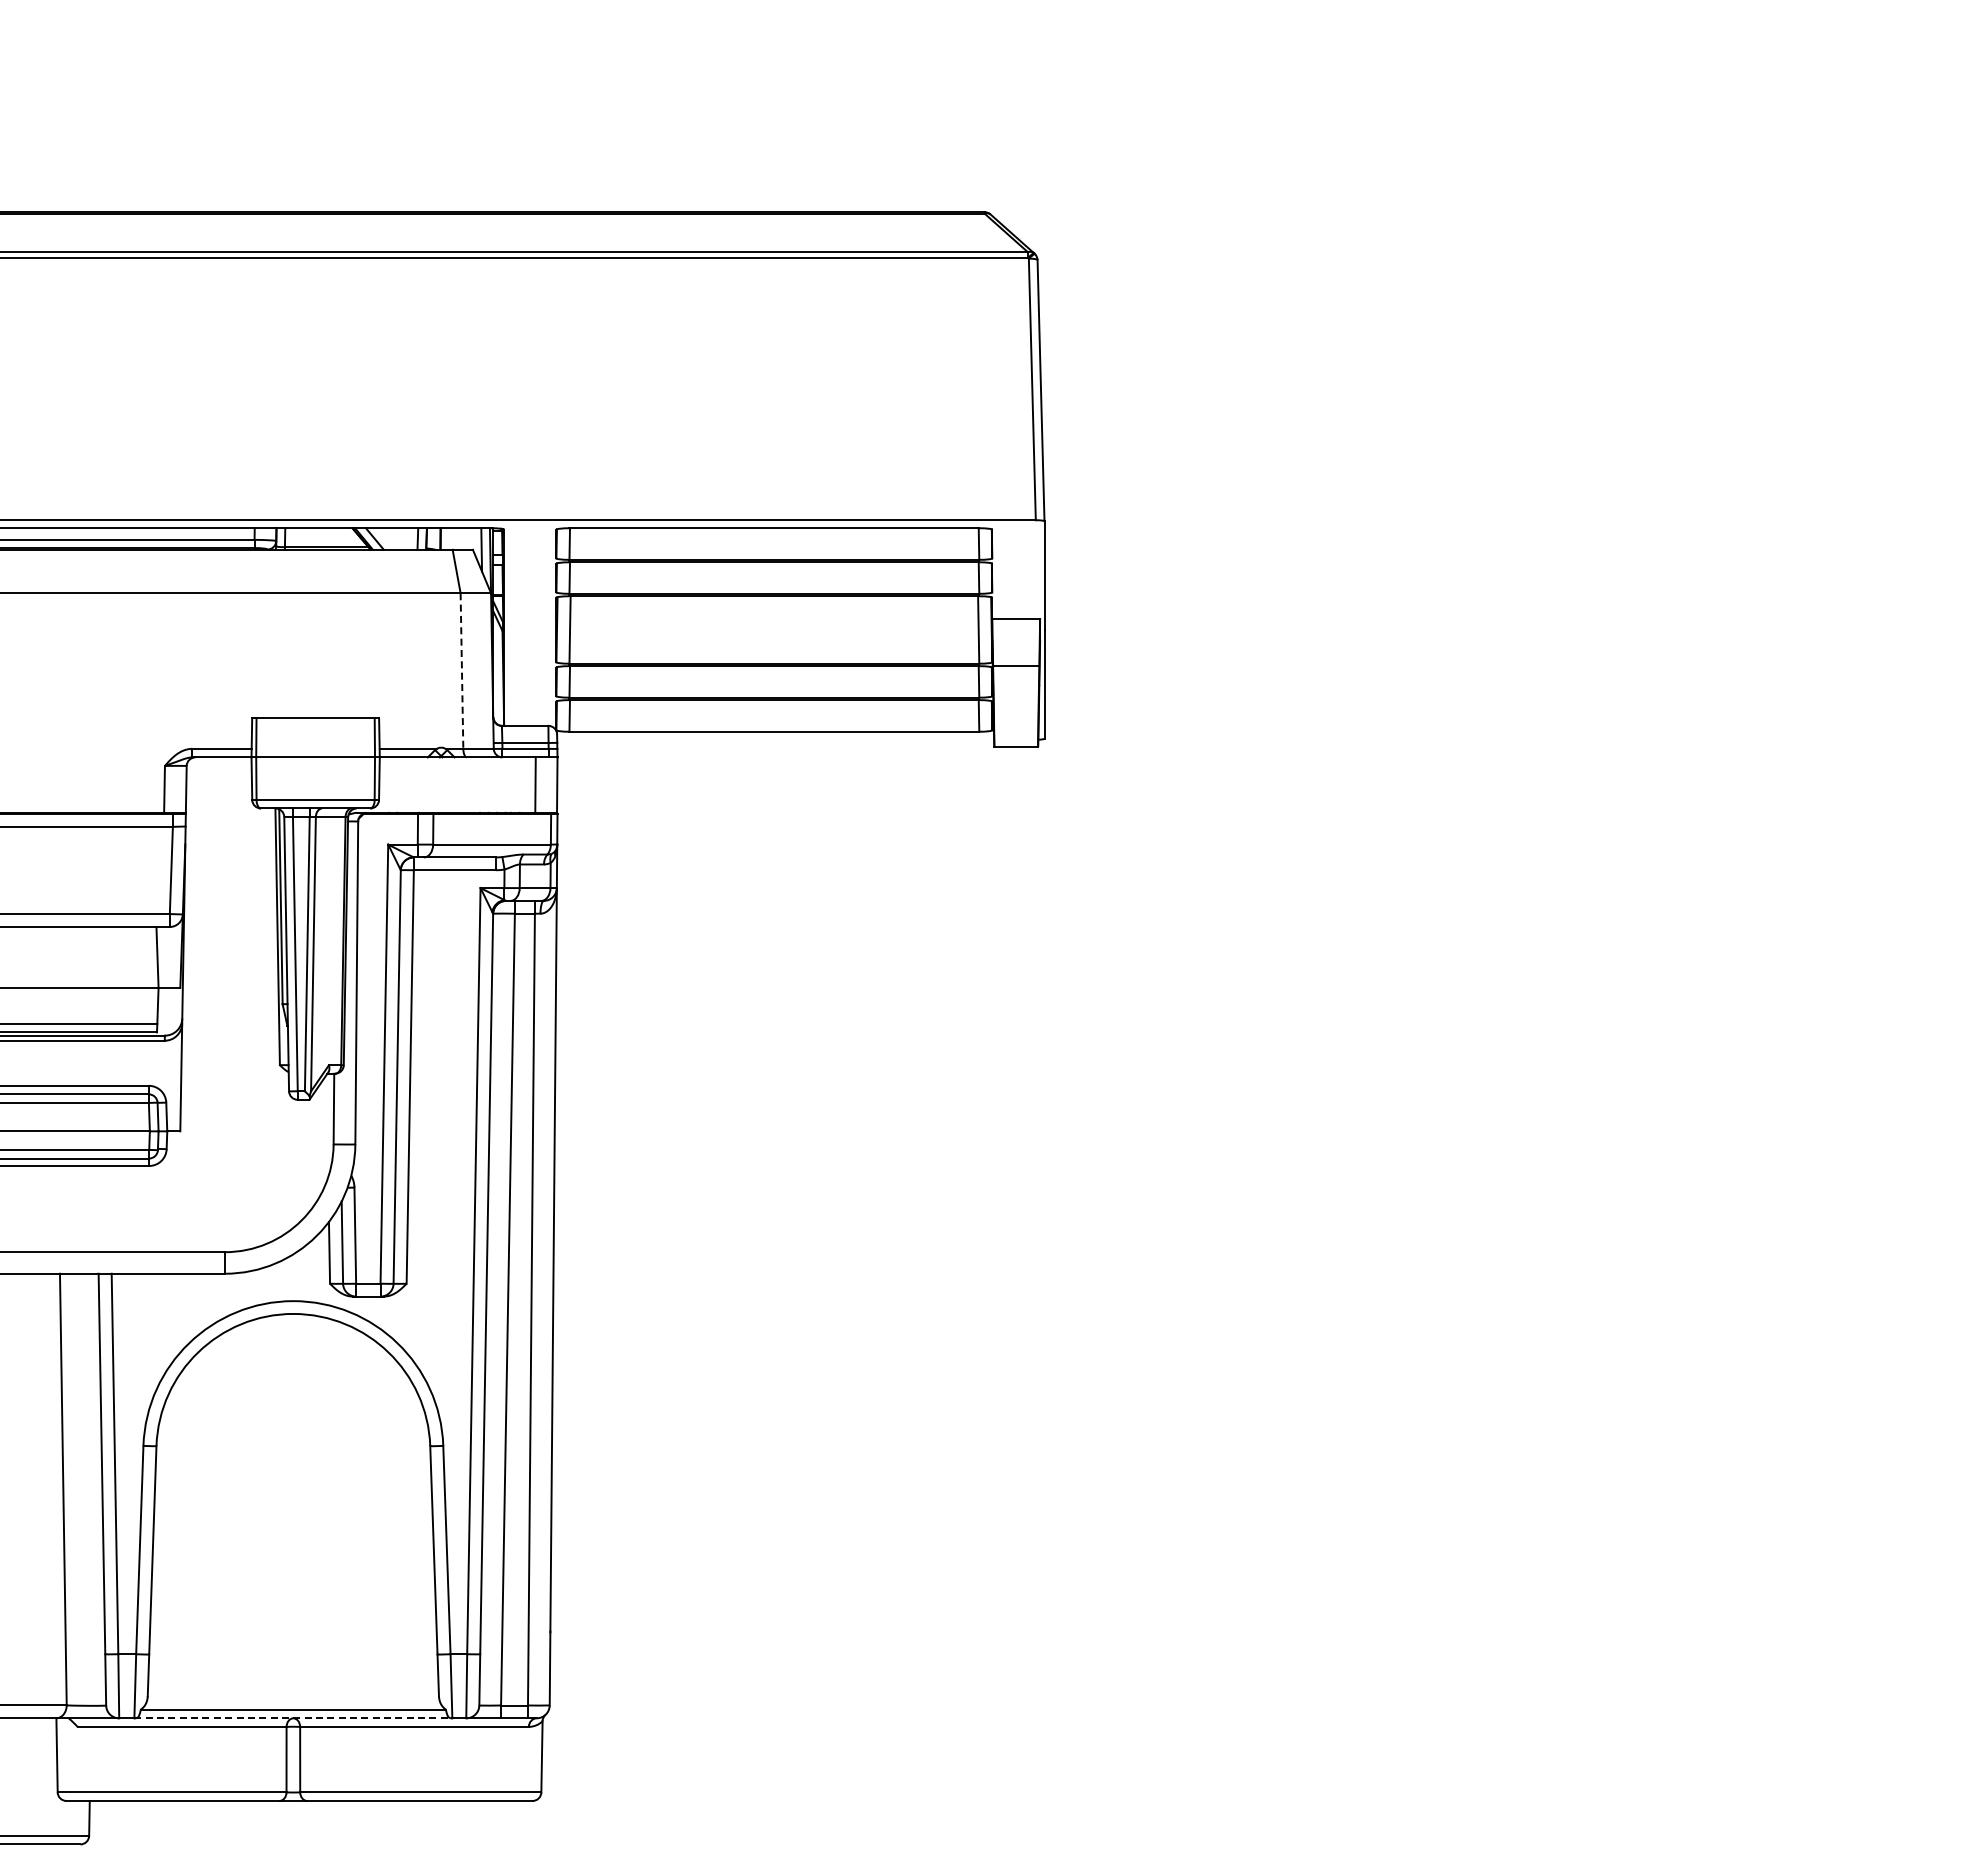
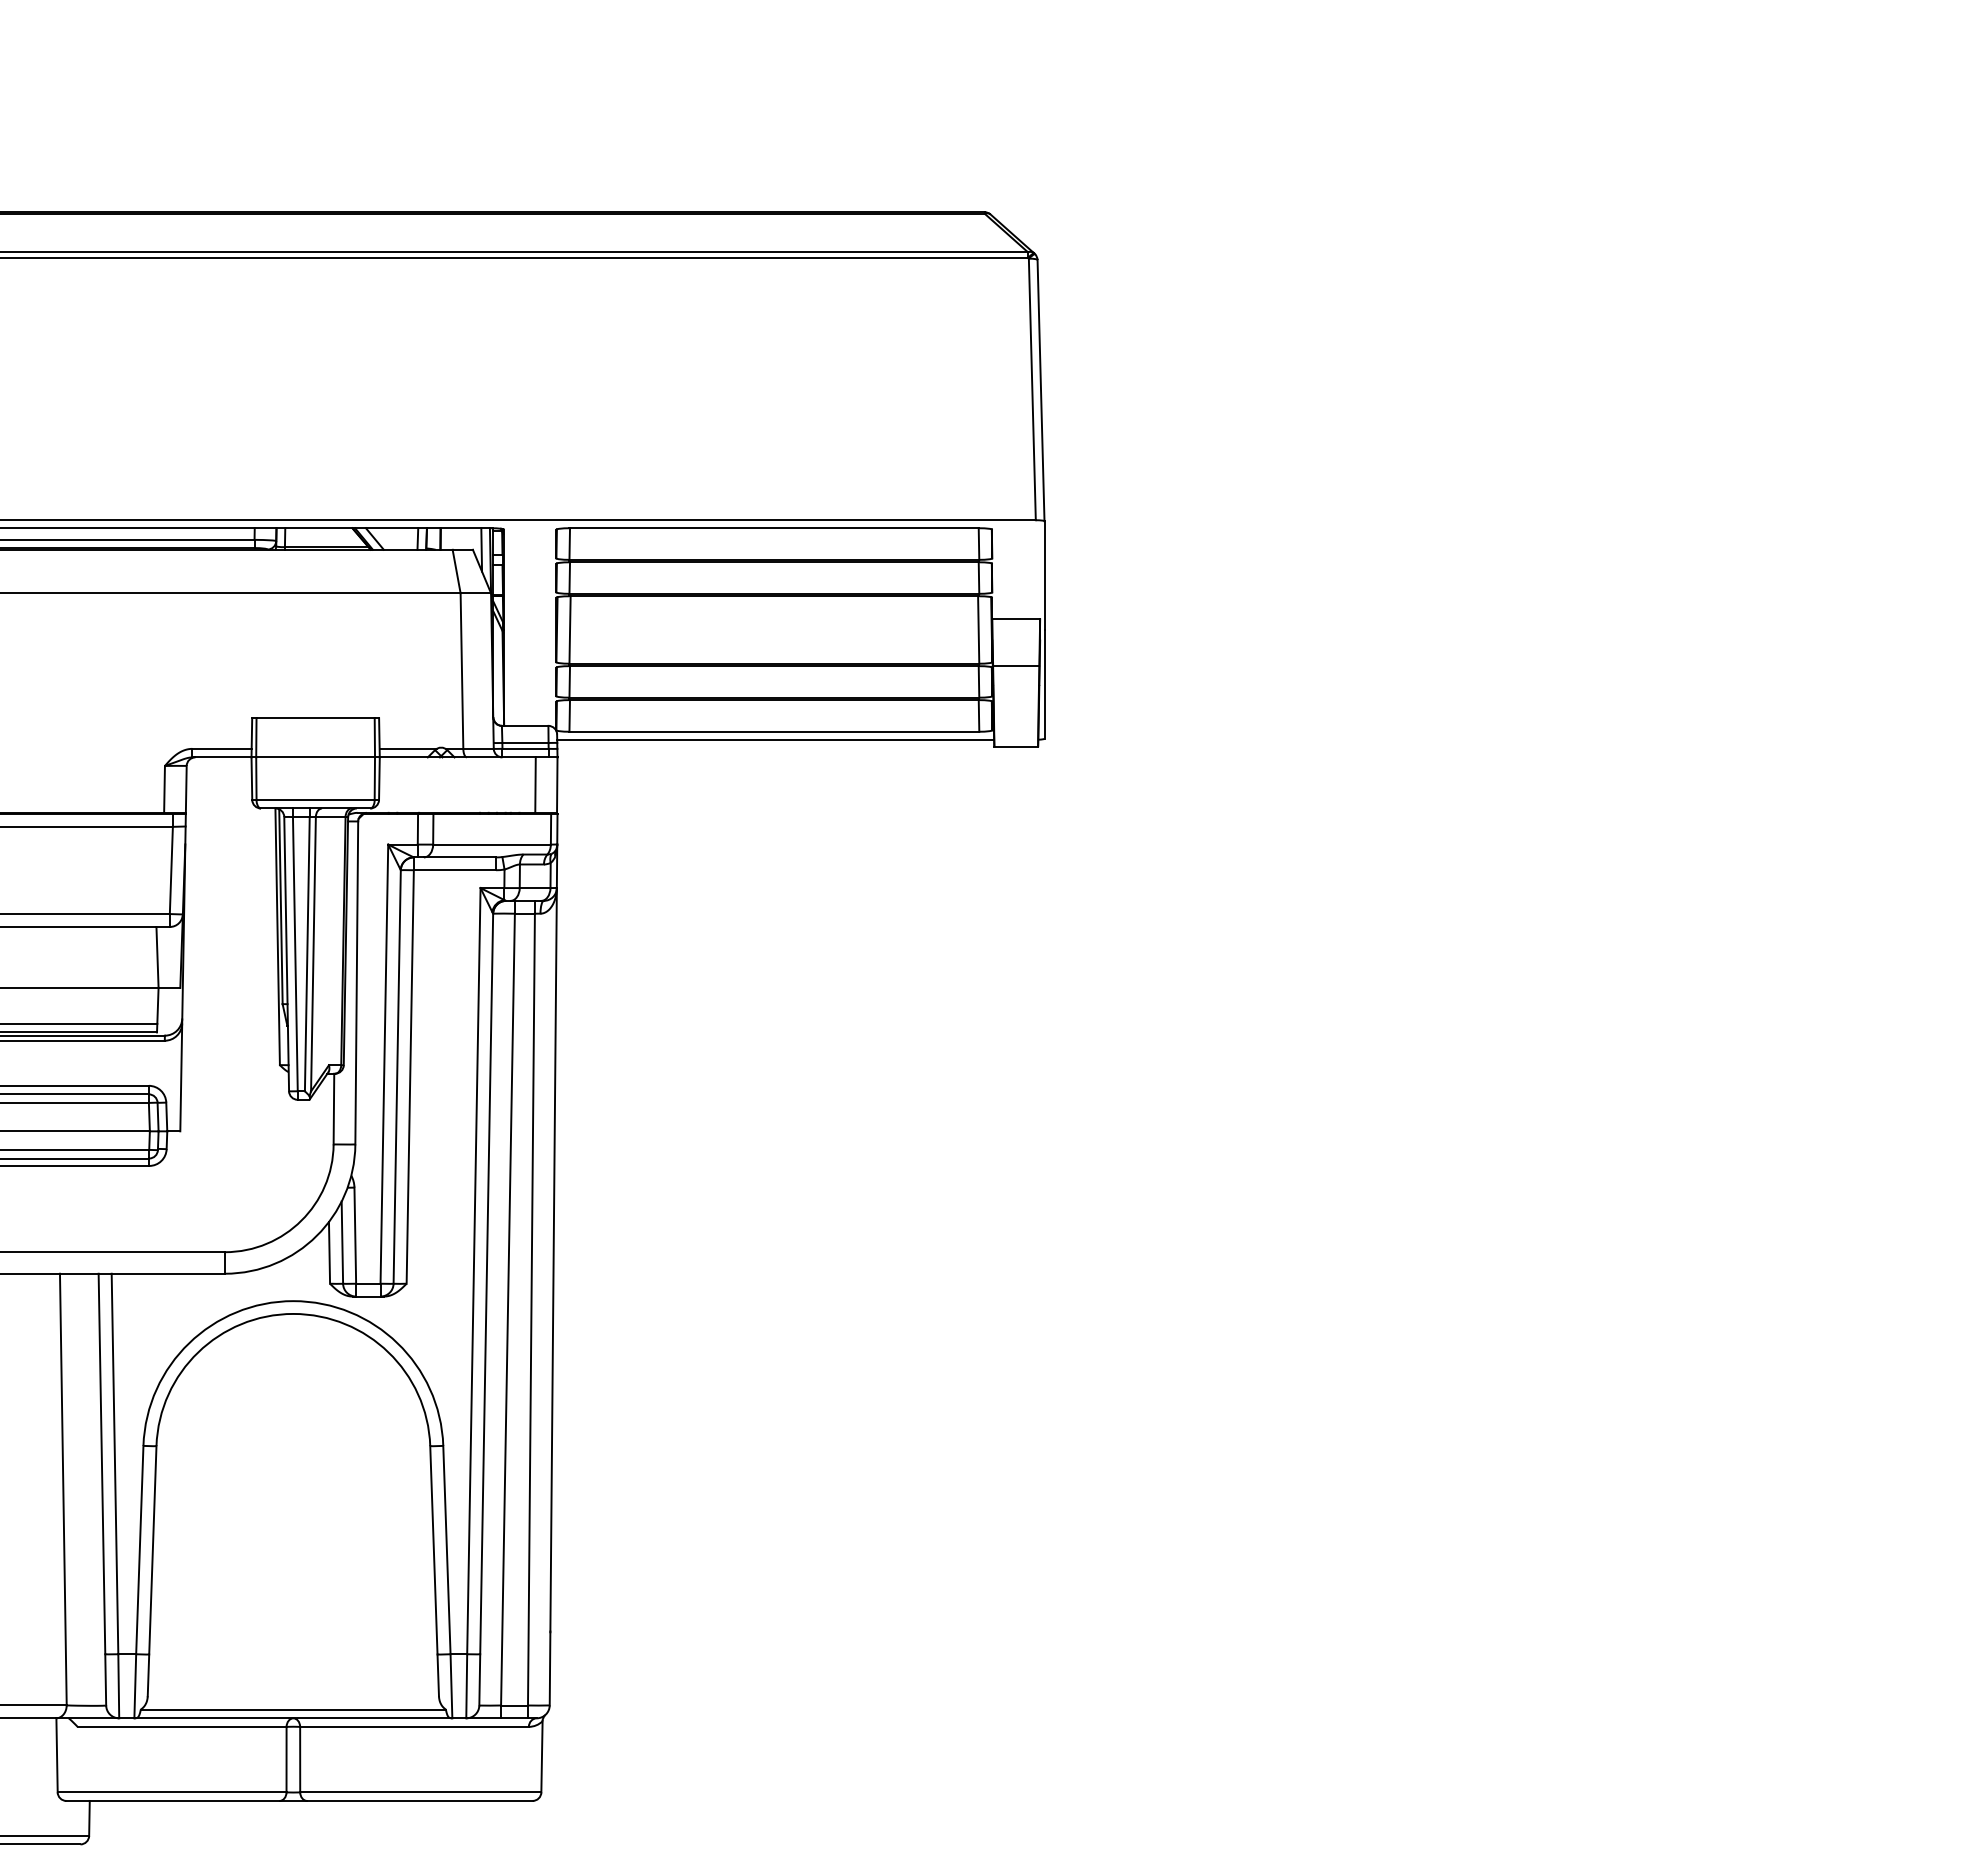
line: dashed -> solid (461, 671)
line: none -> present (775, 739)
line: dashed -> solid (293, 1718)
